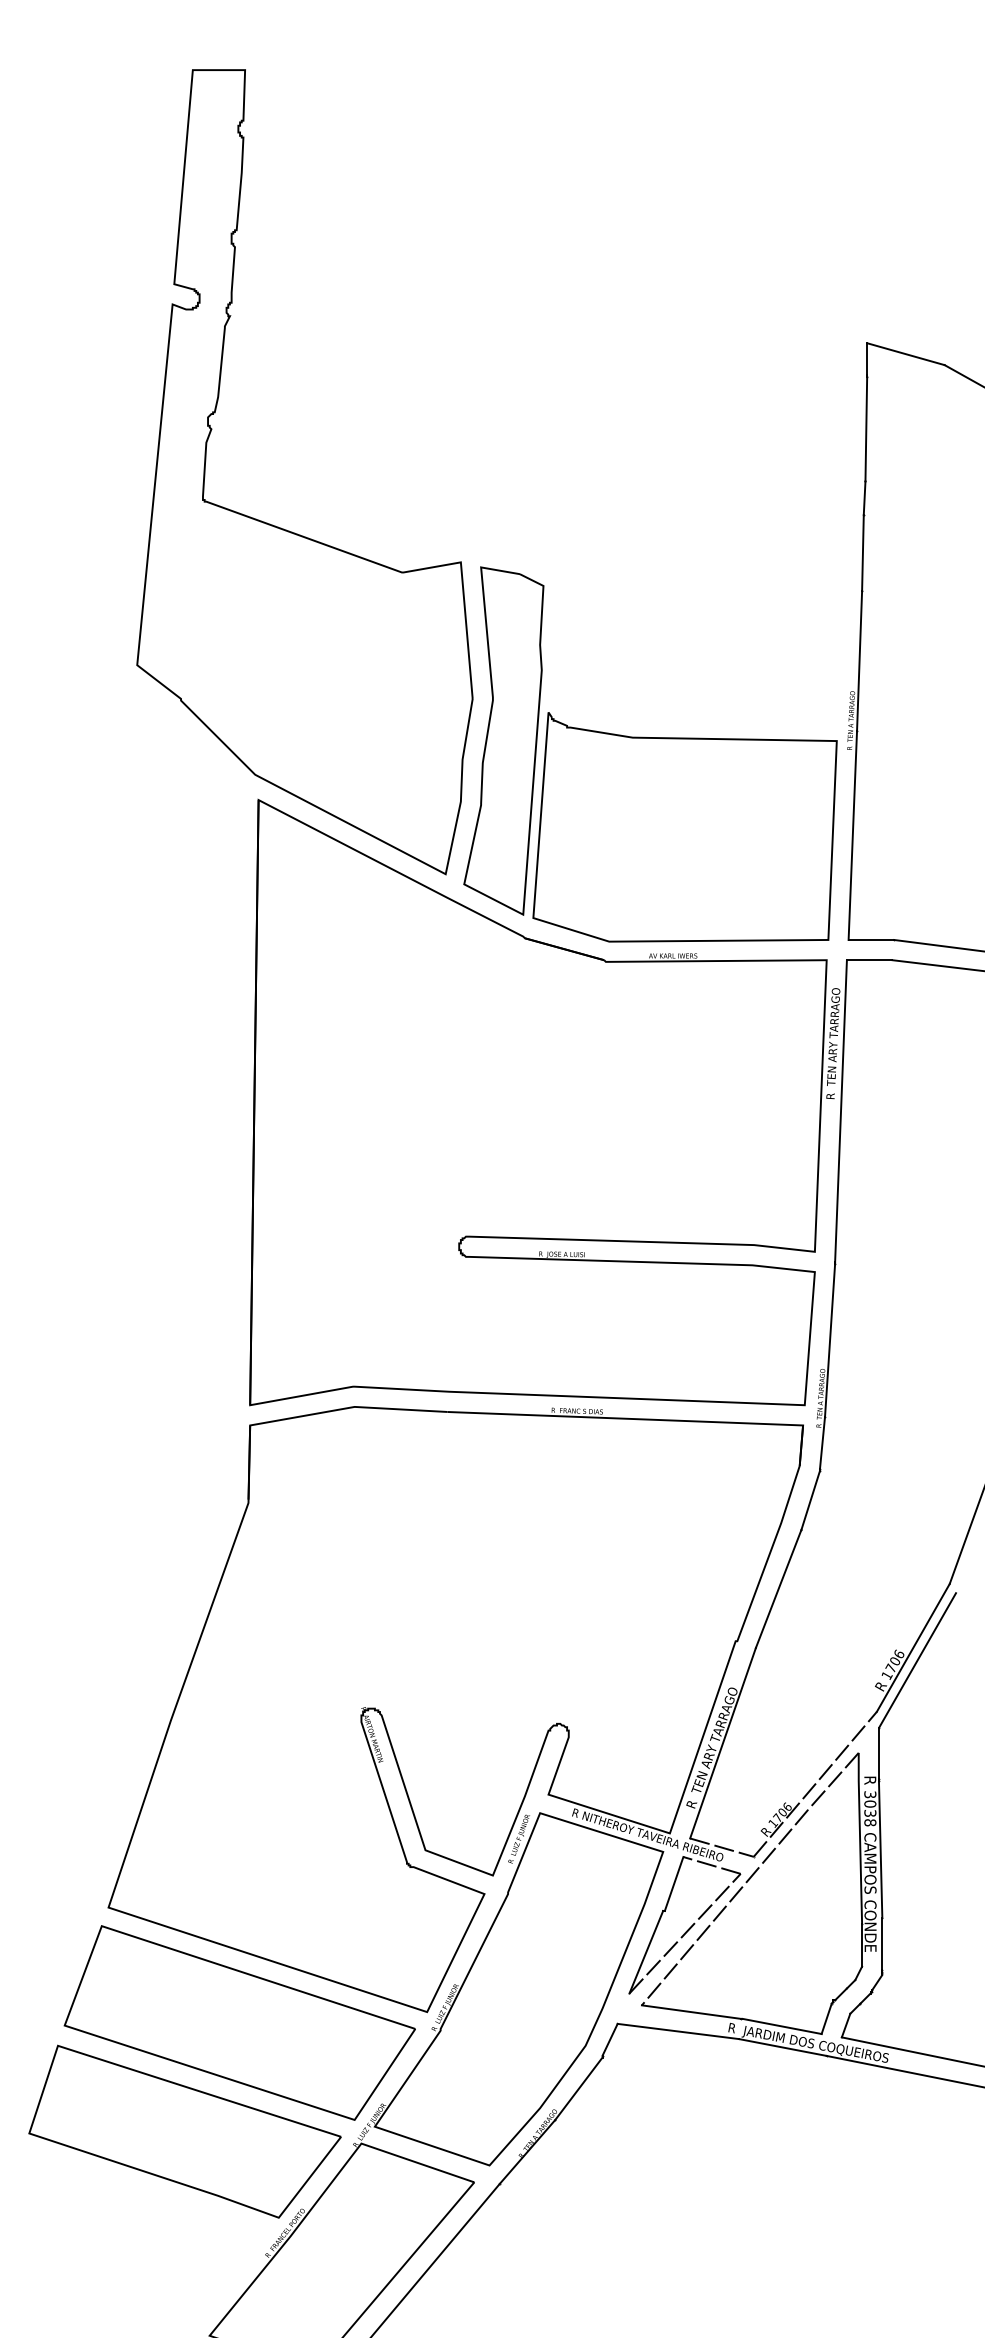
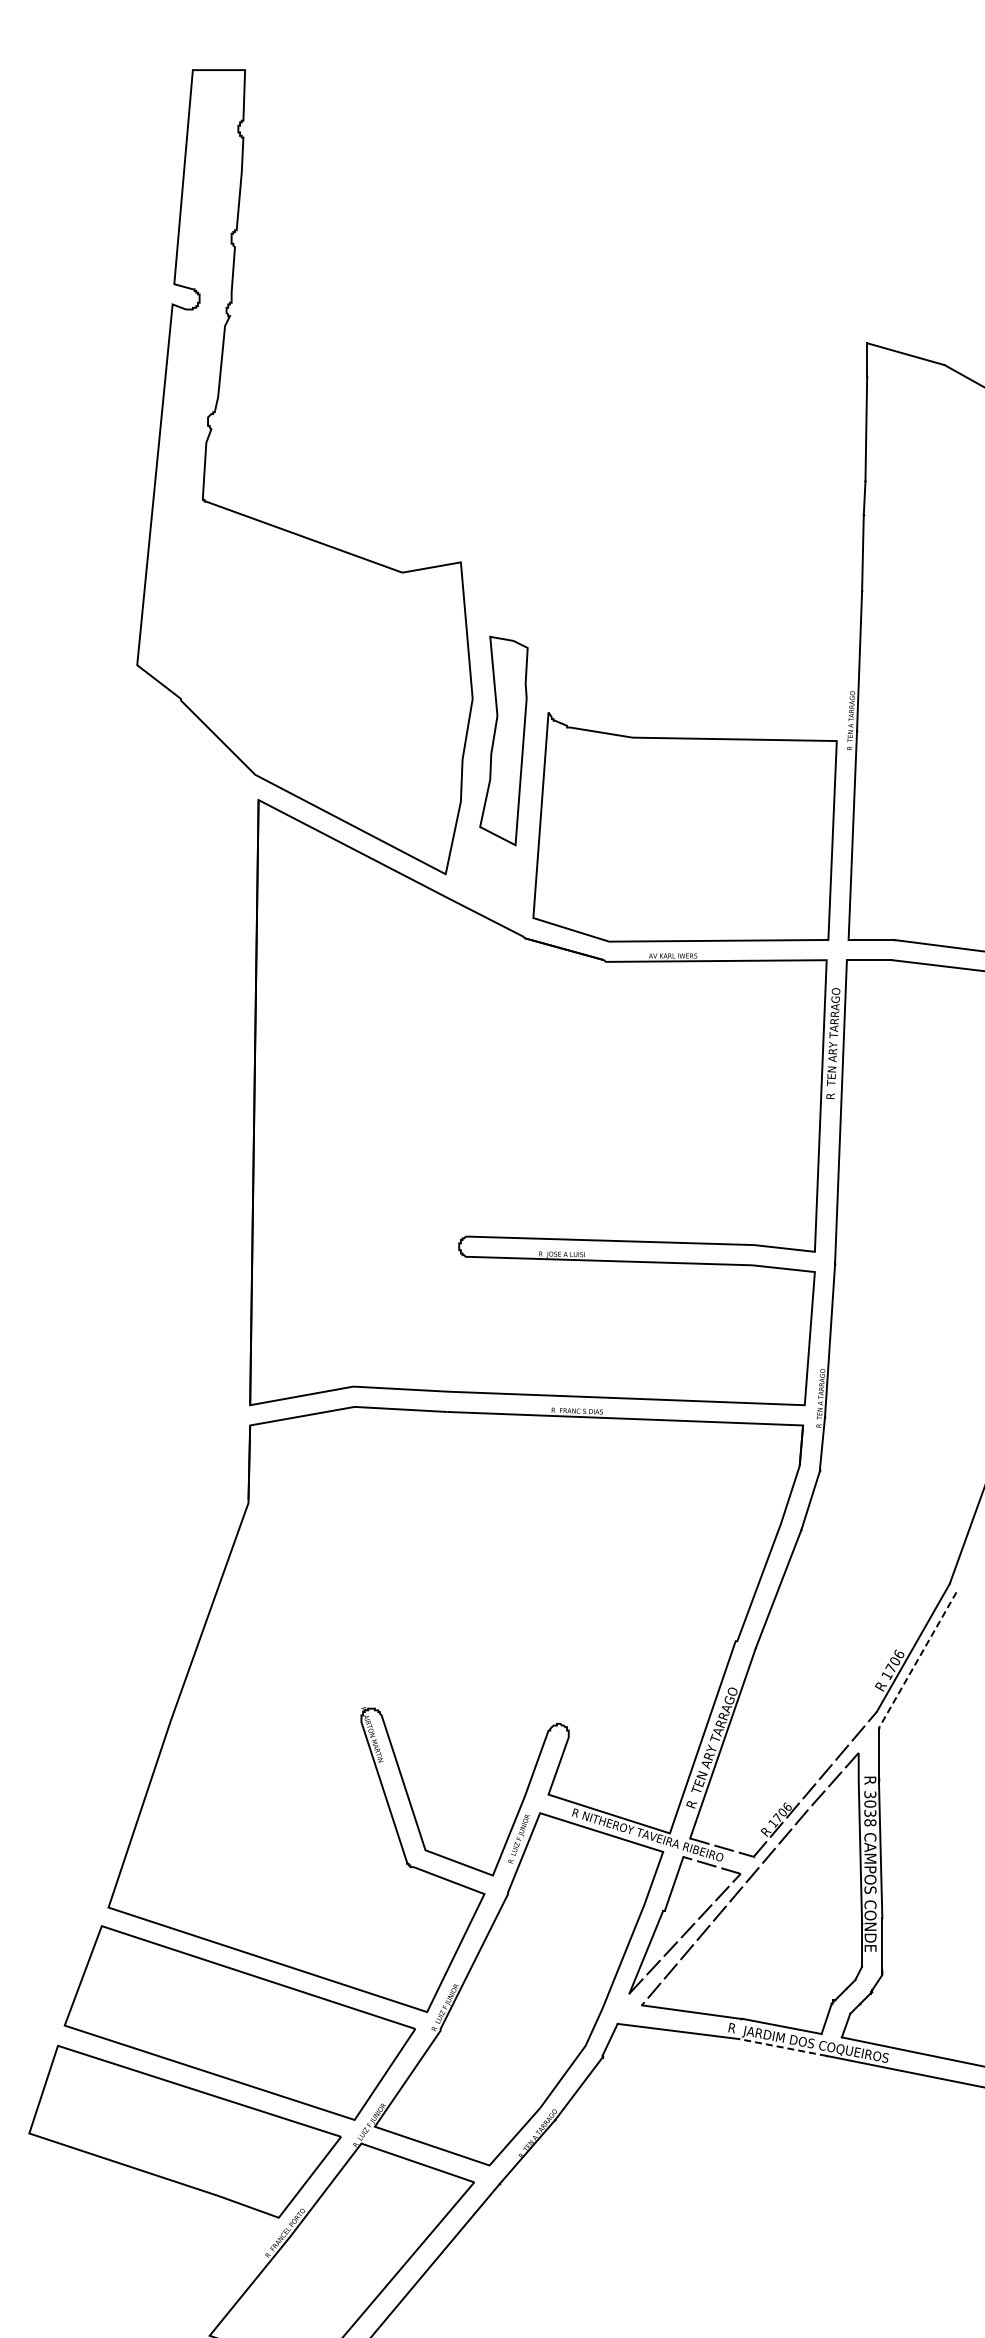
part size: 82x350 px -> 50x212 px (503, 740)
line: solid -> dashed (917, 1660)
line: solid -> dashed (782, 2047)
